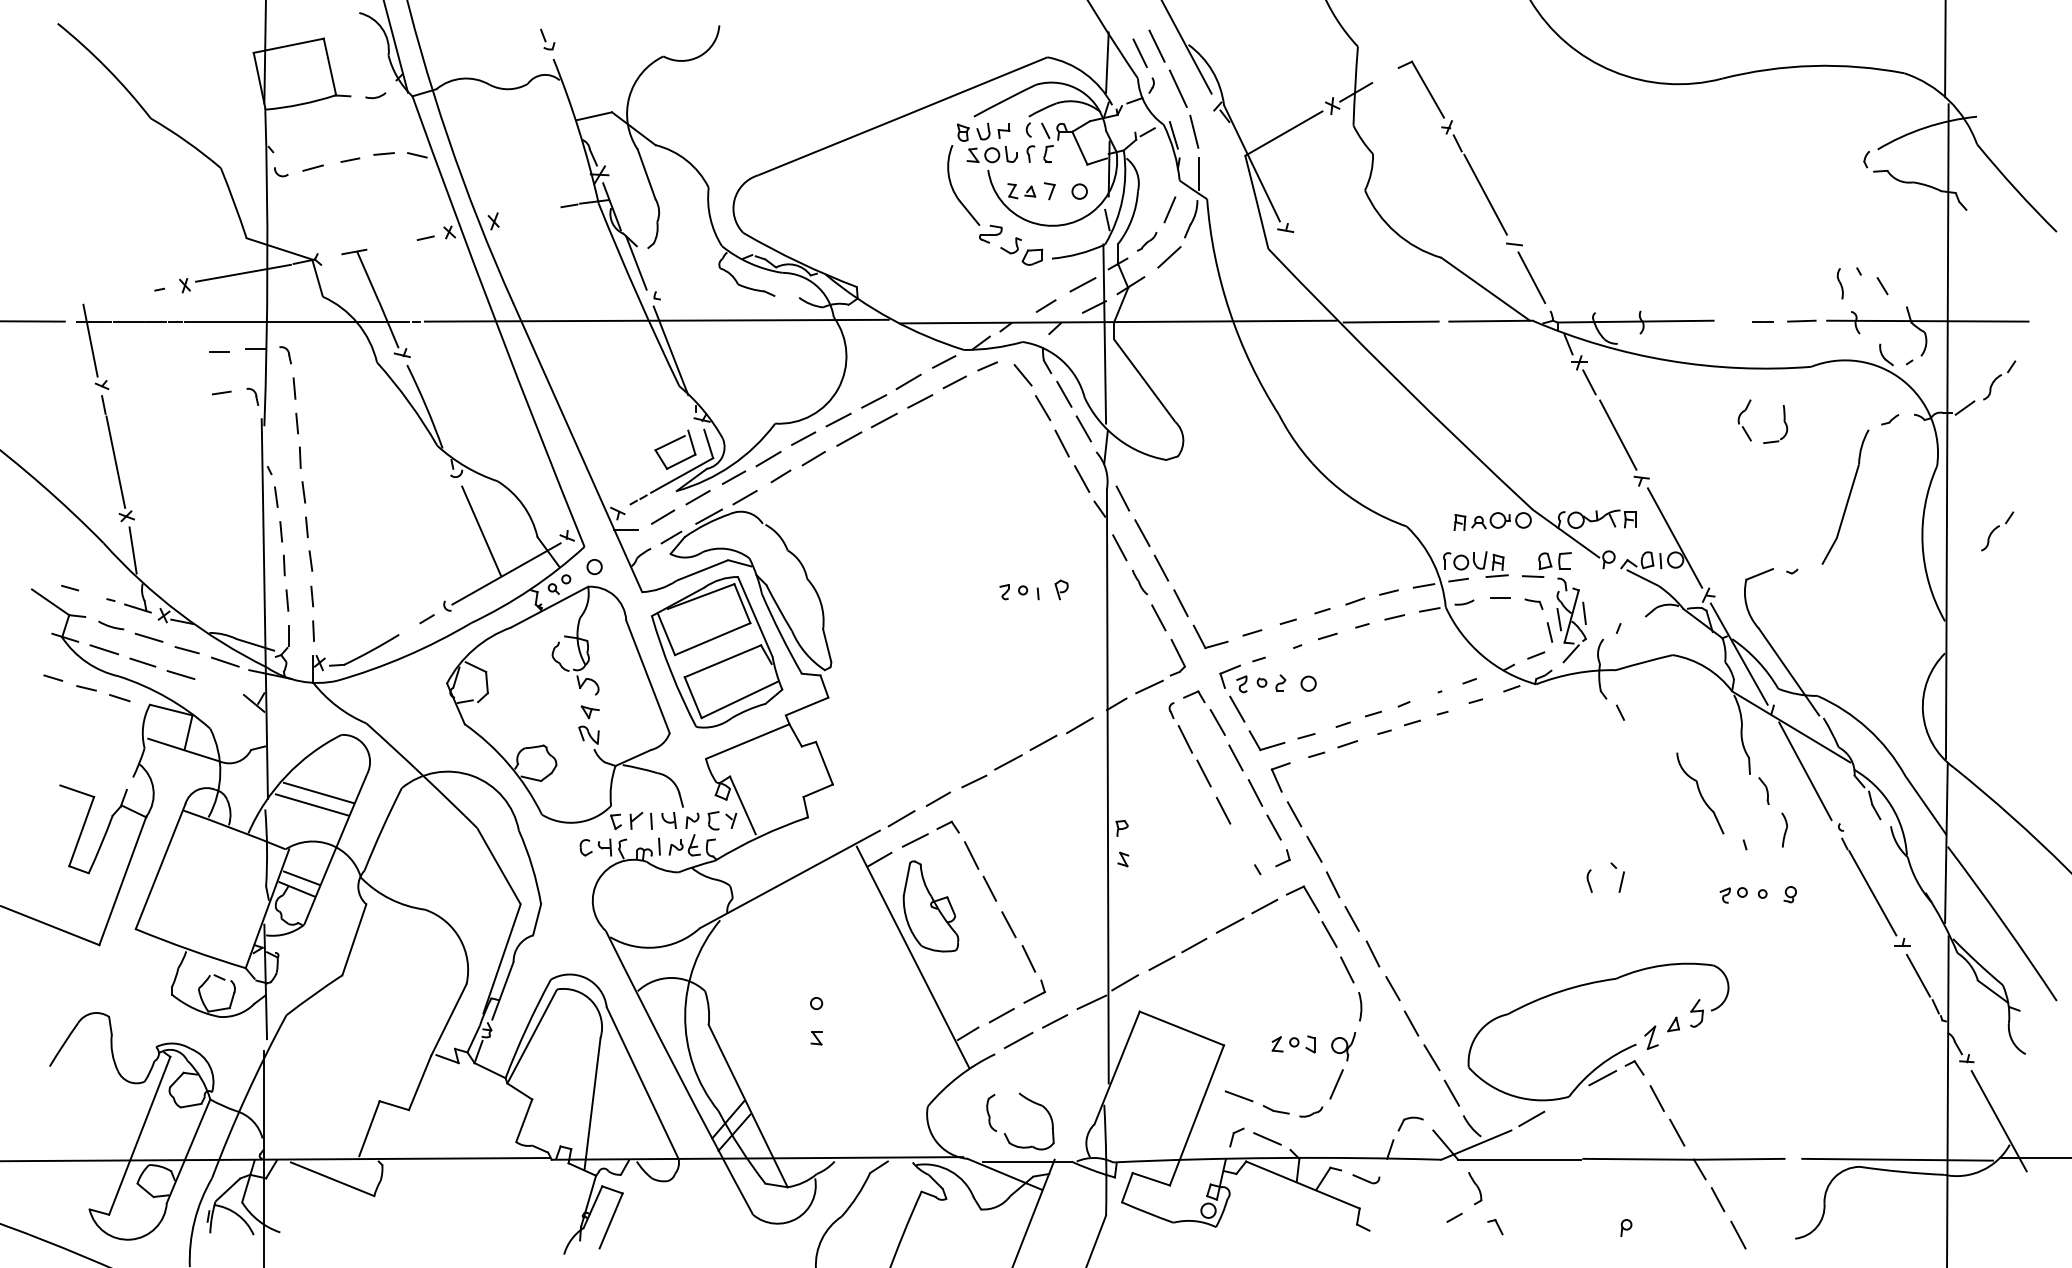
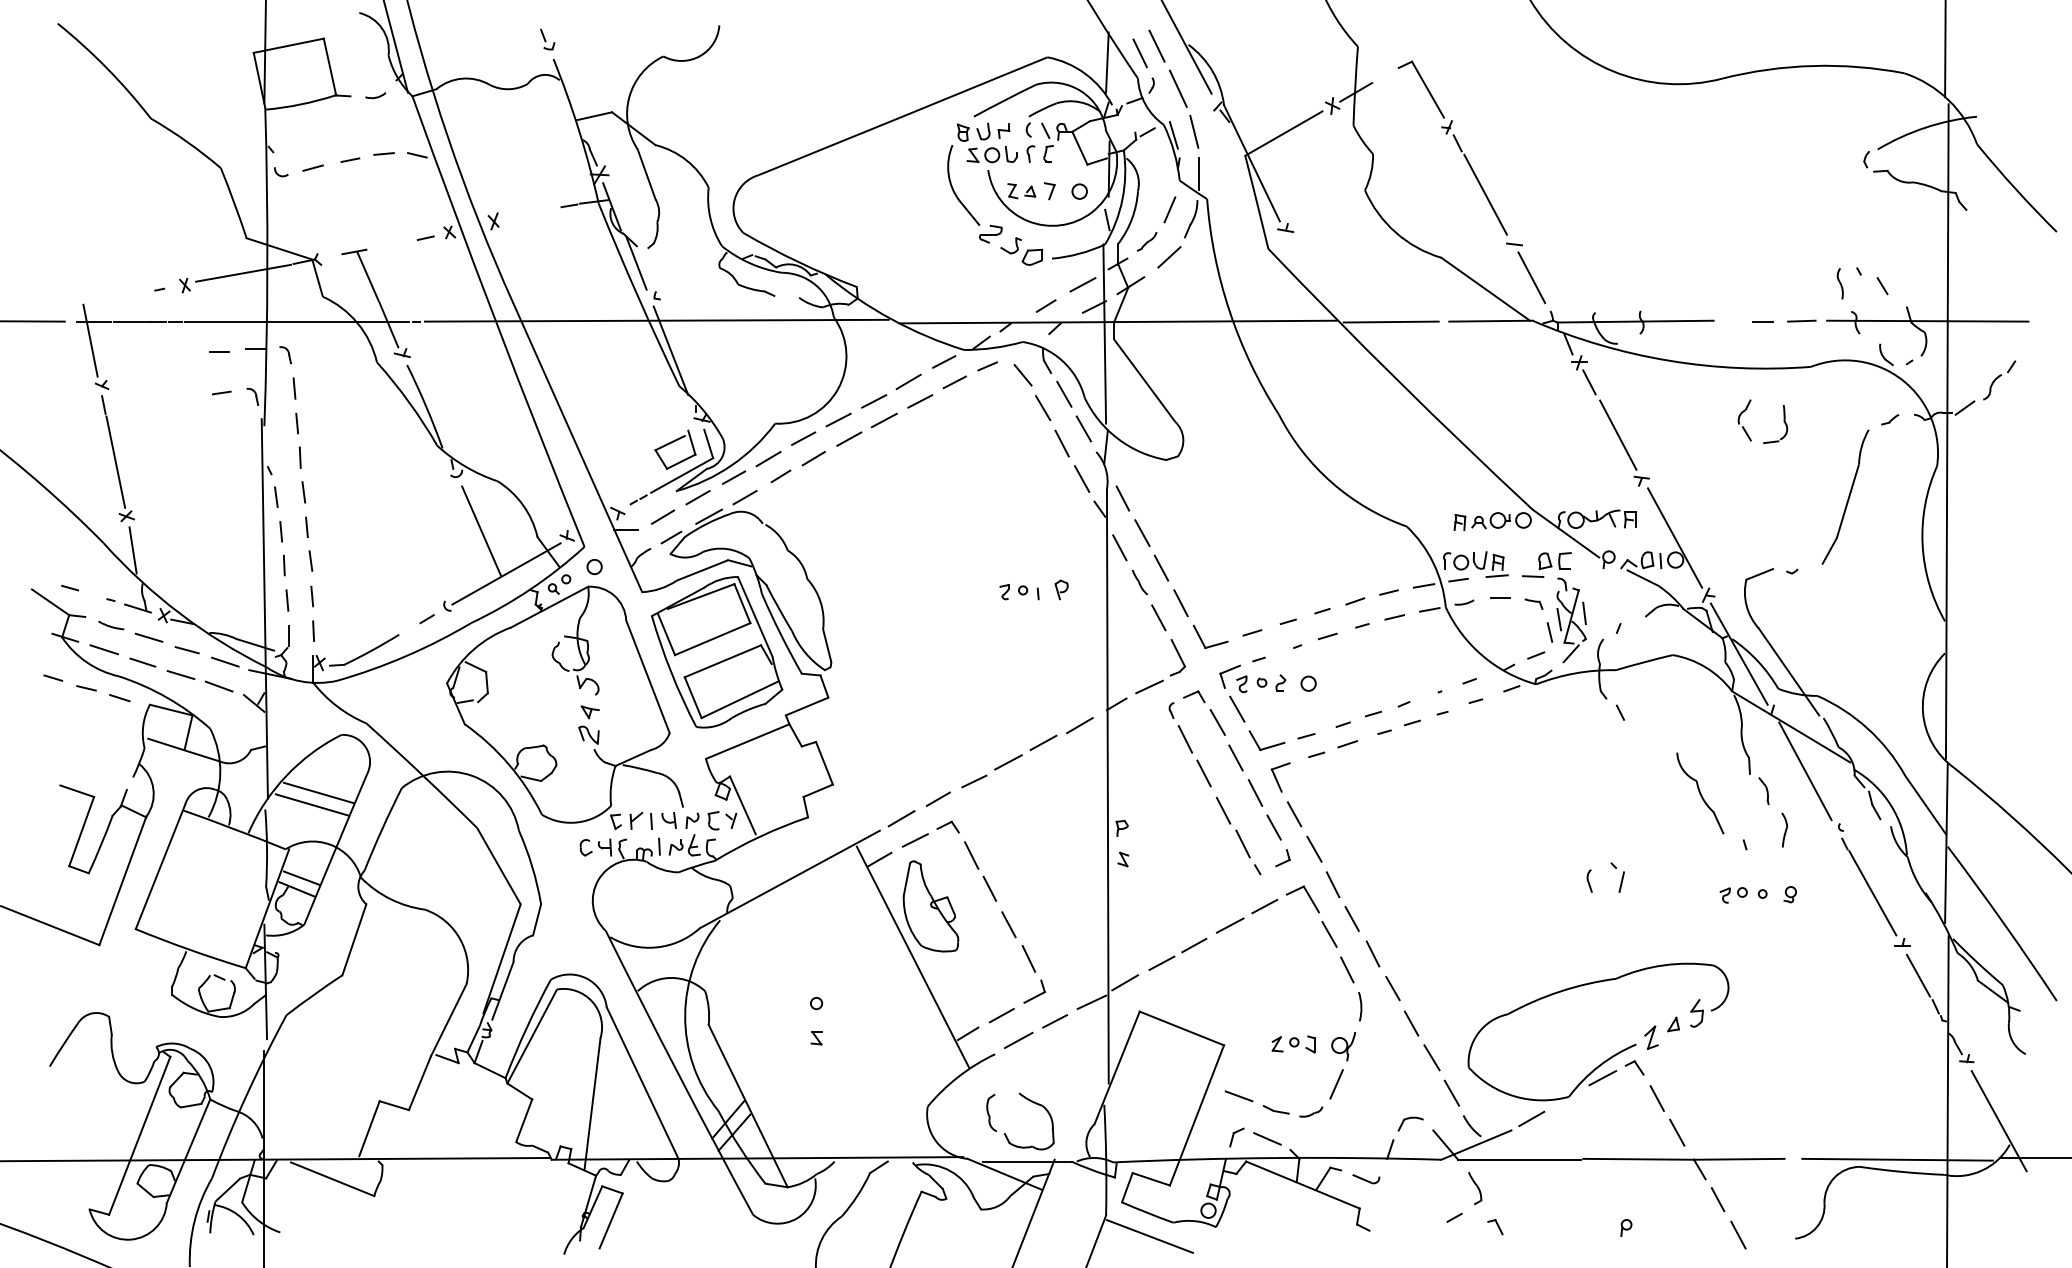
part: present -> none (1997, 531)
line: none -> present (218, 686)
line: none -> present (1242, 843)
line: none -> present (1149, 1236)
